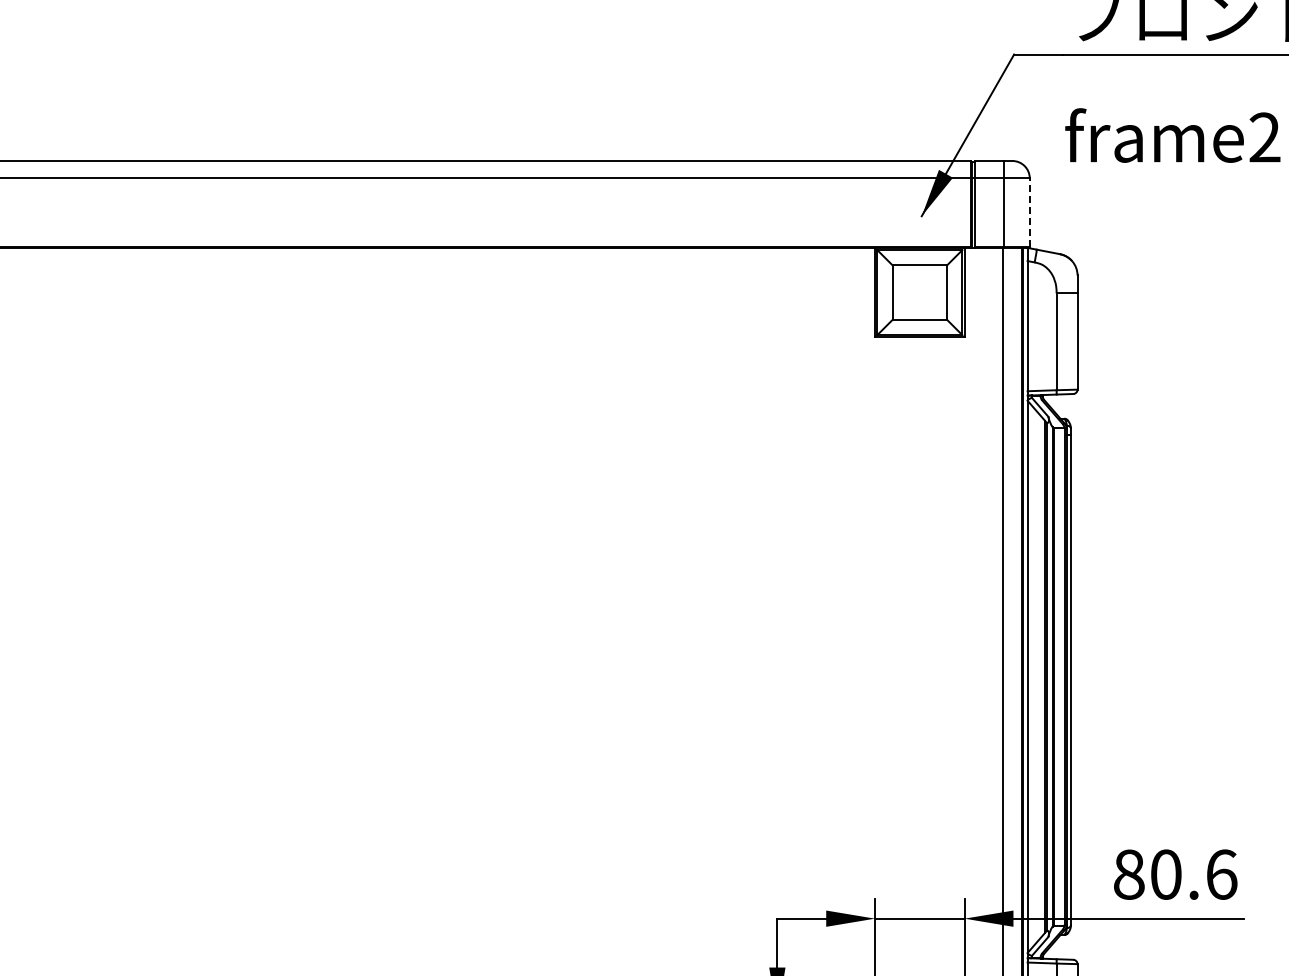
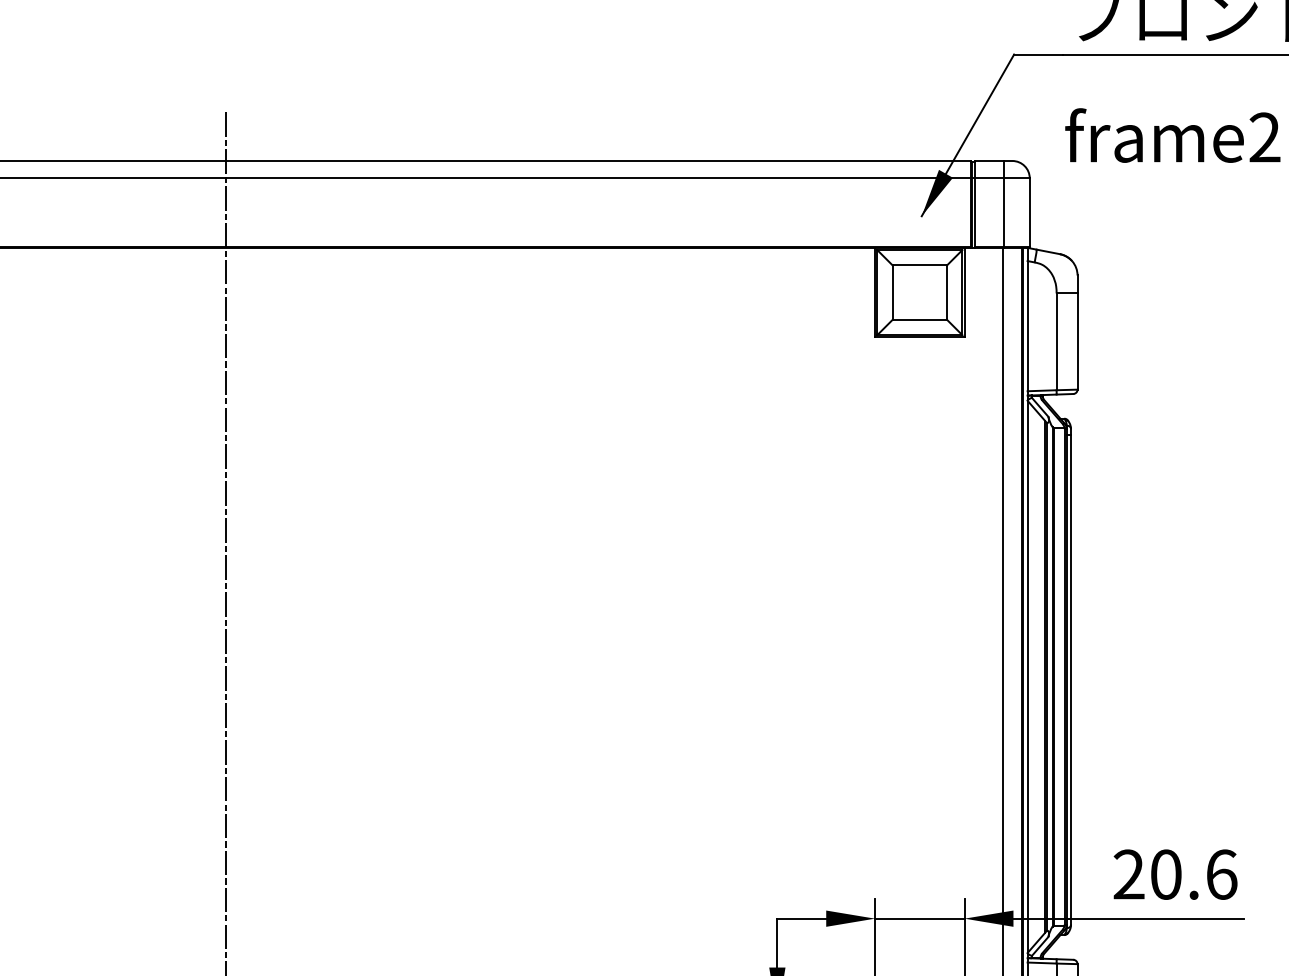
line: dashed -> solid (1029, 212)
line: none -> present (226, 542)
text: 80.6 -> 20.6 (1128, 874)
